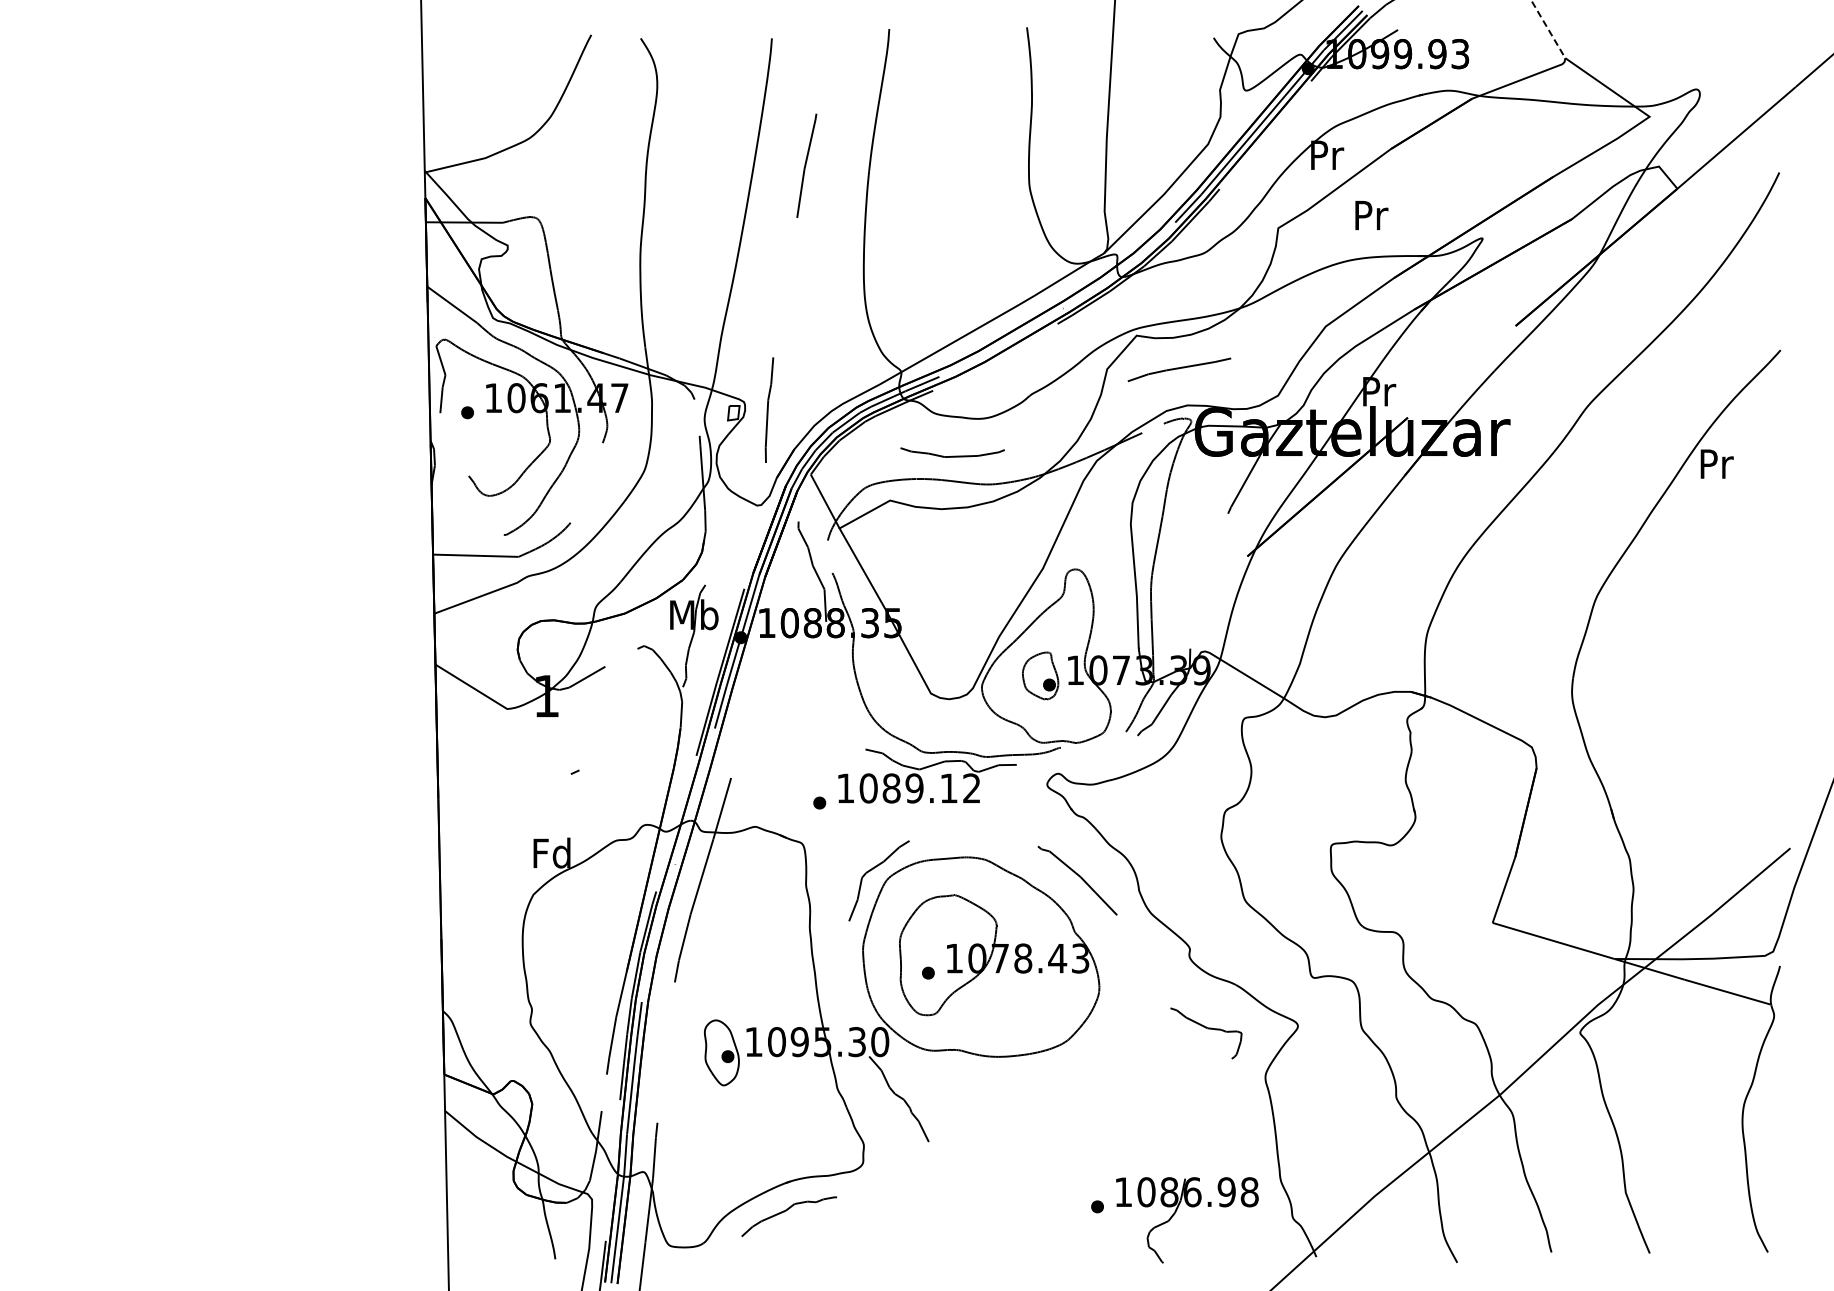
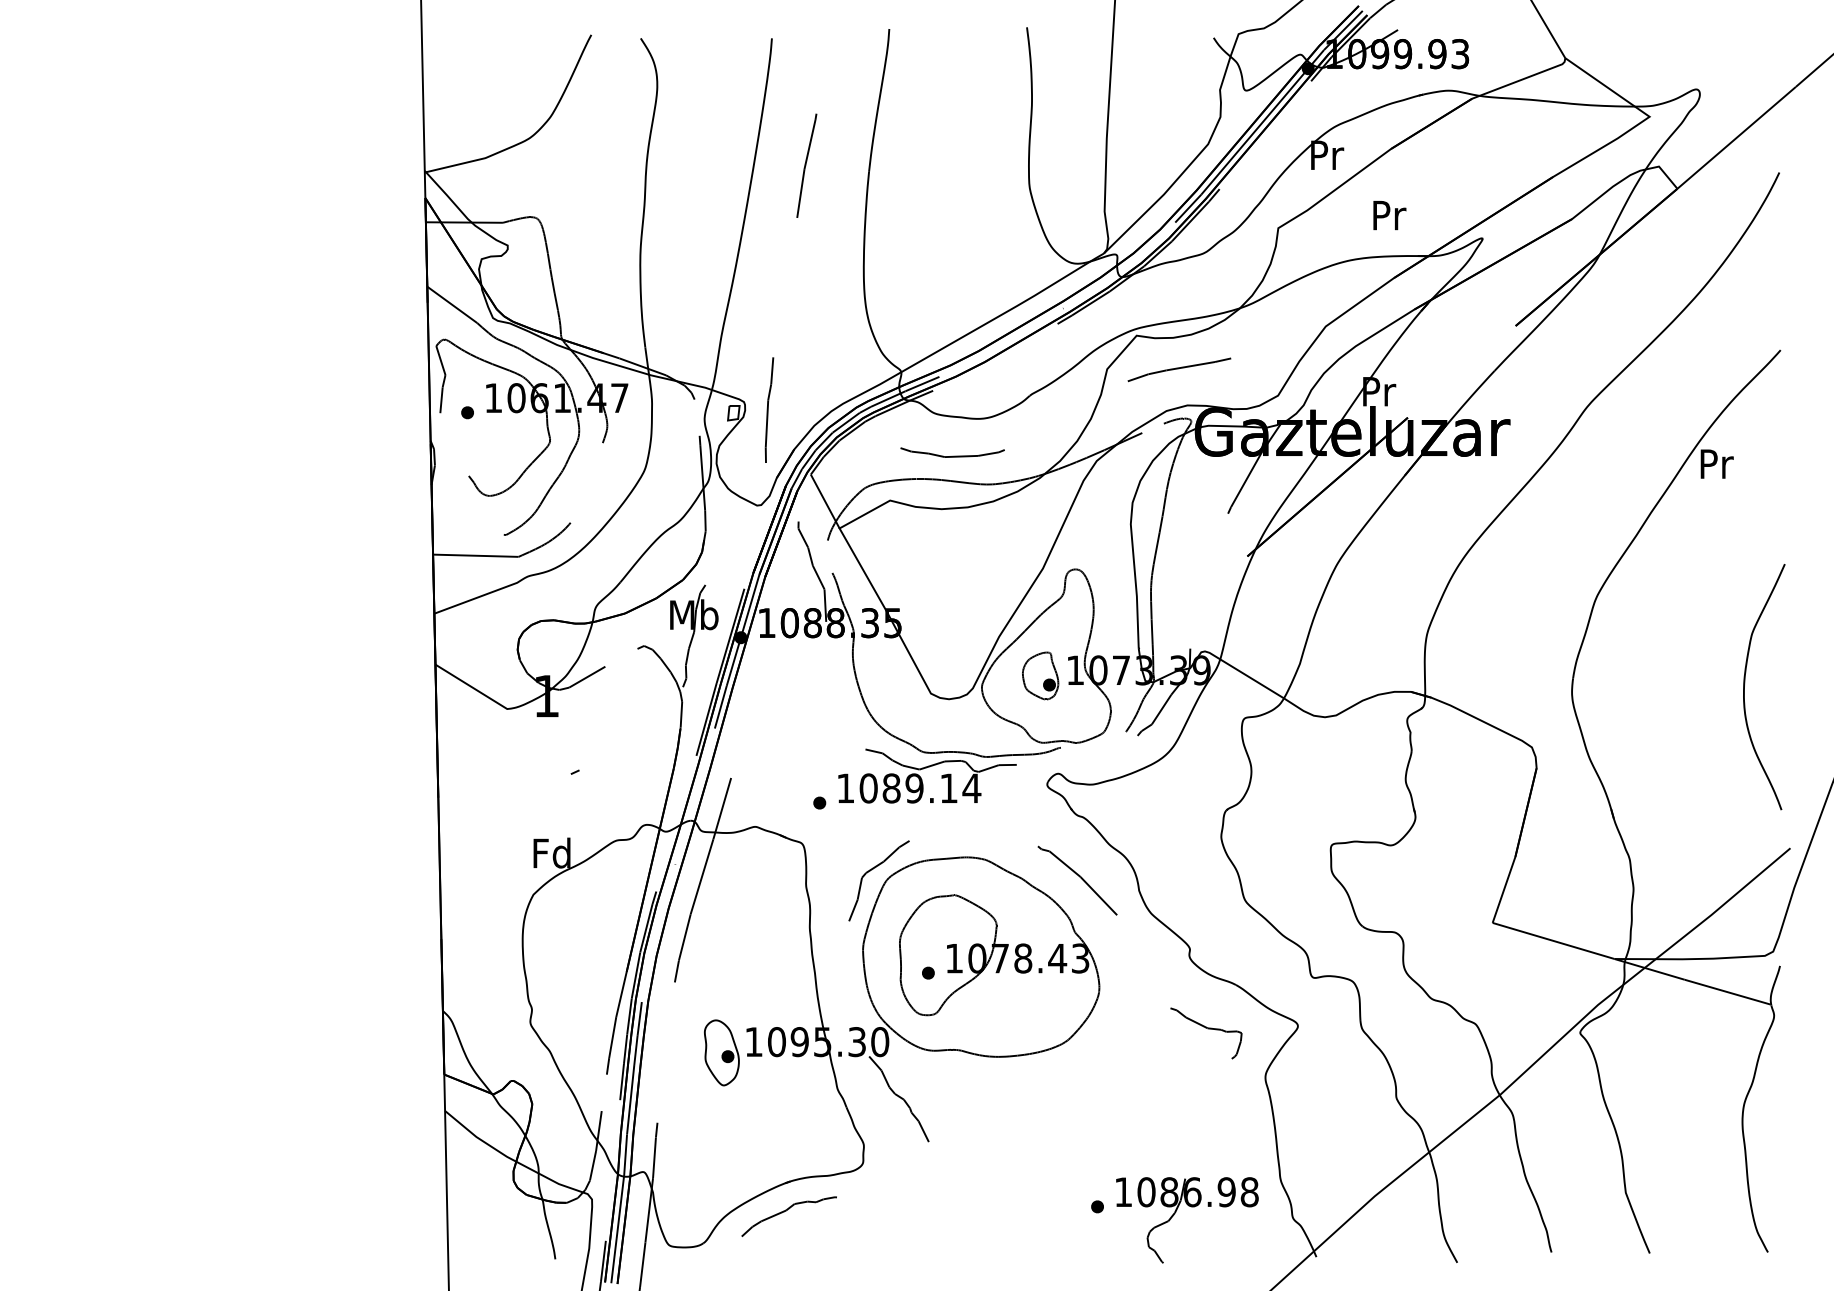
line: dashed -> solid (1548, 29)
text position: (1371, 215) -> (1389, 215) (1389, 215)
curve: none -> present (1745, 683)
text: 1089.12 -> 1089.14 (971, 787)
